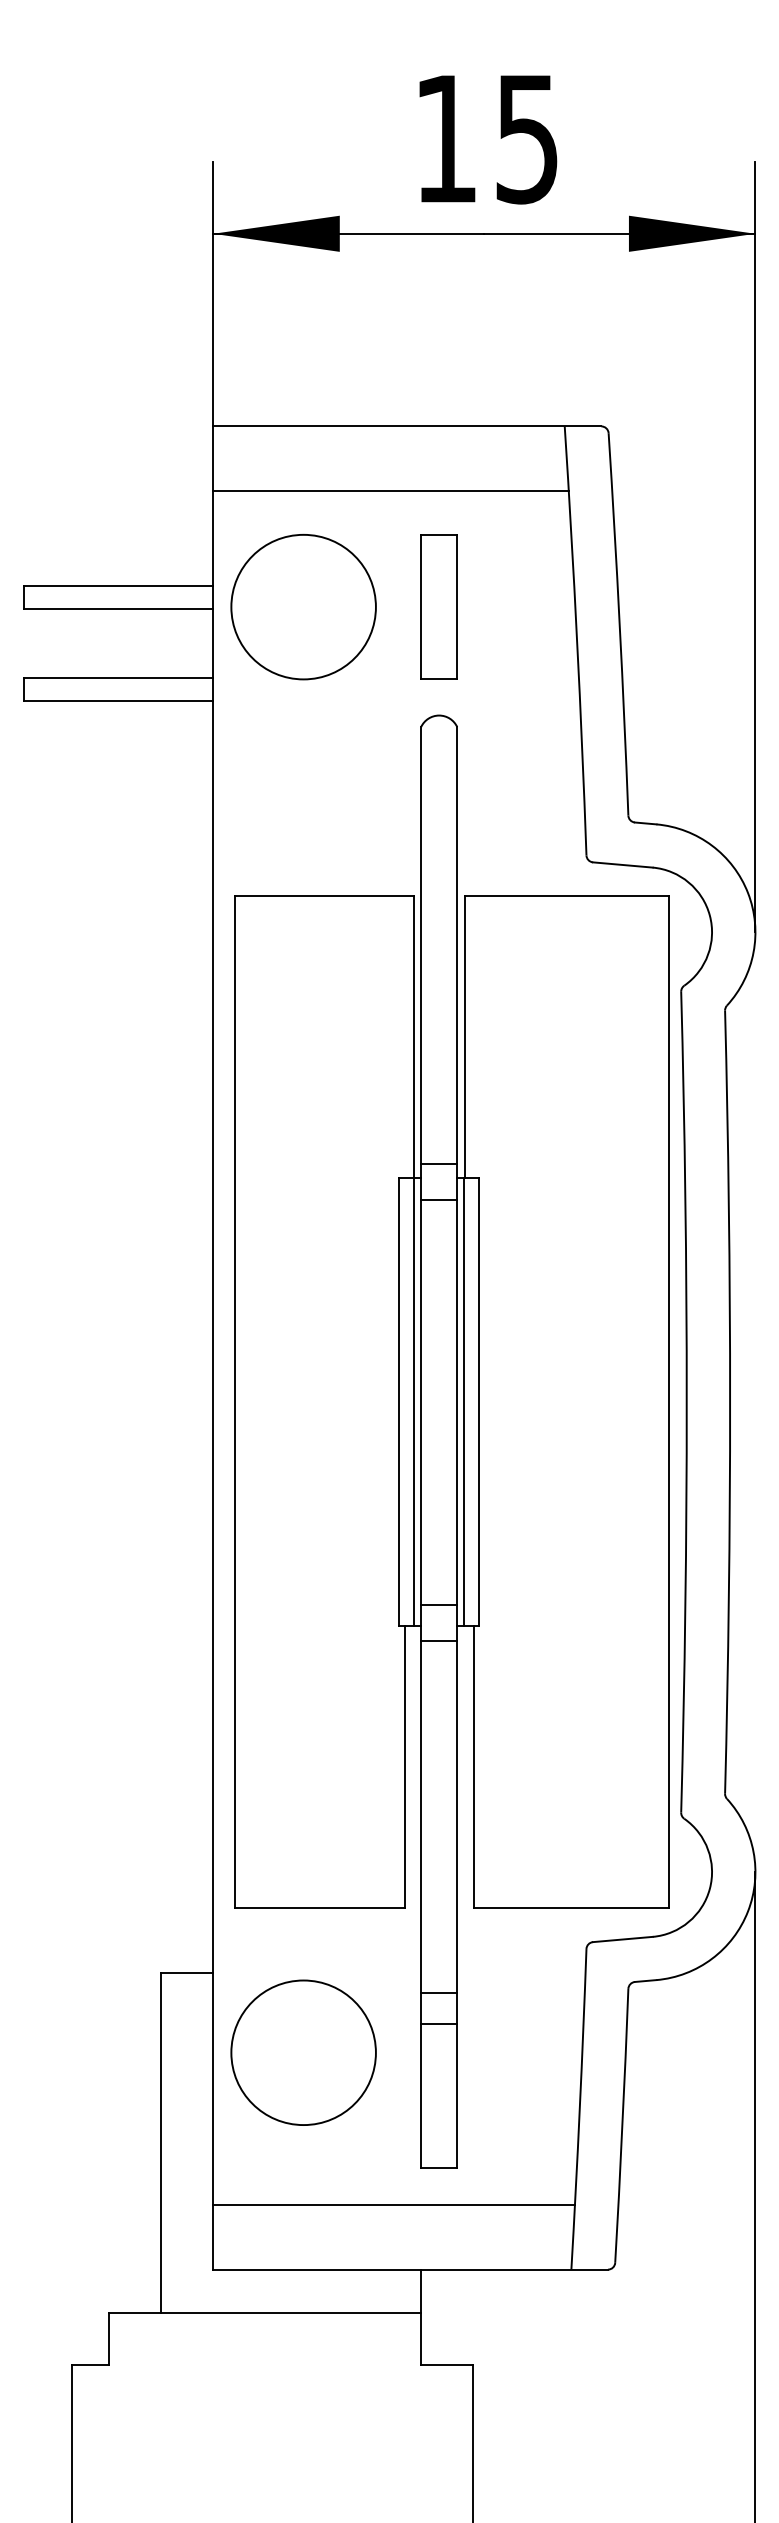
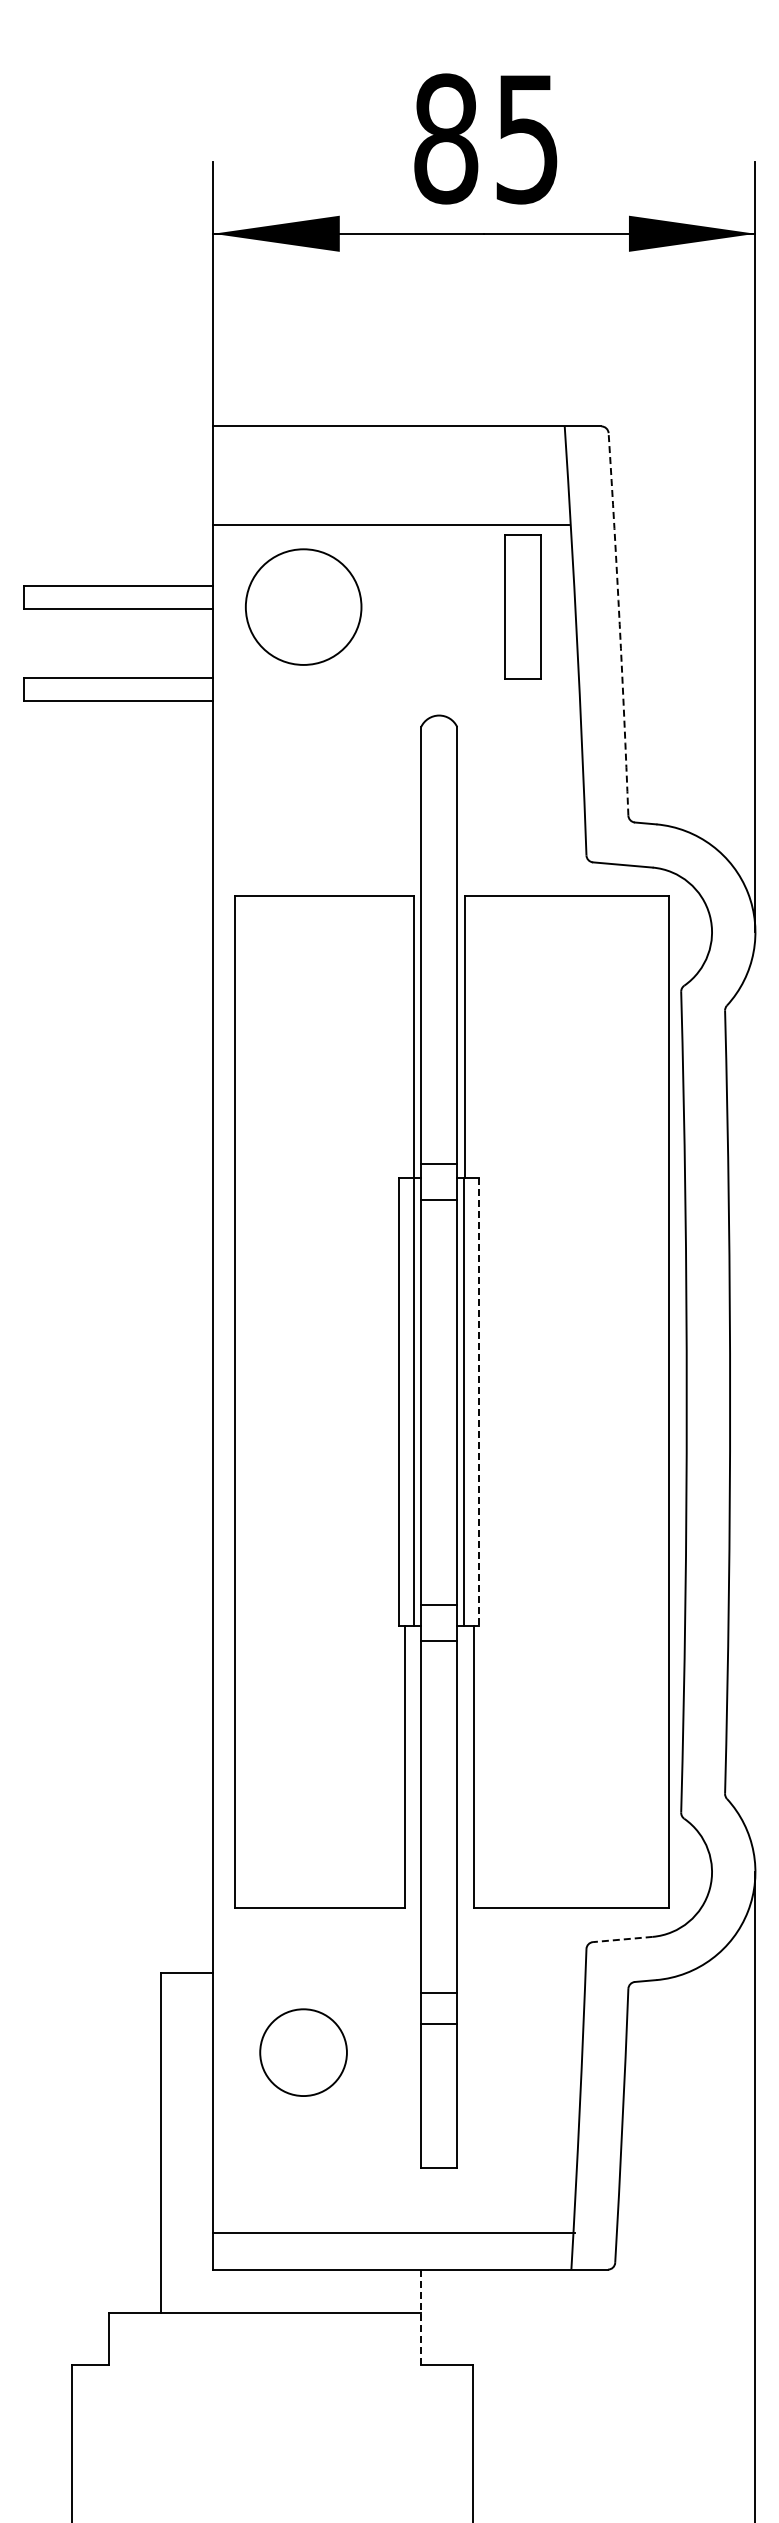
text: 15 -> 85 (446, 138)
line position: (390, 491) -> (390, 525) (390, 525)
circle diameter: 145 px -> 116 px (303, 606)
part position: (438, 606) -> (522, 606) (522, 606)
arc: solid -> dashed (619, 624)
line: solid -> dashed (478, 1402)
line: solid -> dashed (622, 1939)
circle size: 147x147 px -> 89x89 px (303, 2052)
line position: (394, 2204) -> (394, 2232) (394, 2232)
line: solid -> dashed (421, 2317)
